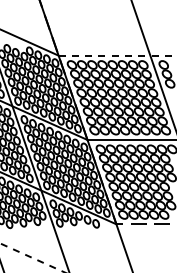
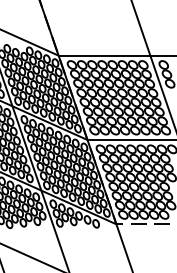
line: dashed -> solid (117, 55)
line: dashed -> solid (33, 258)
